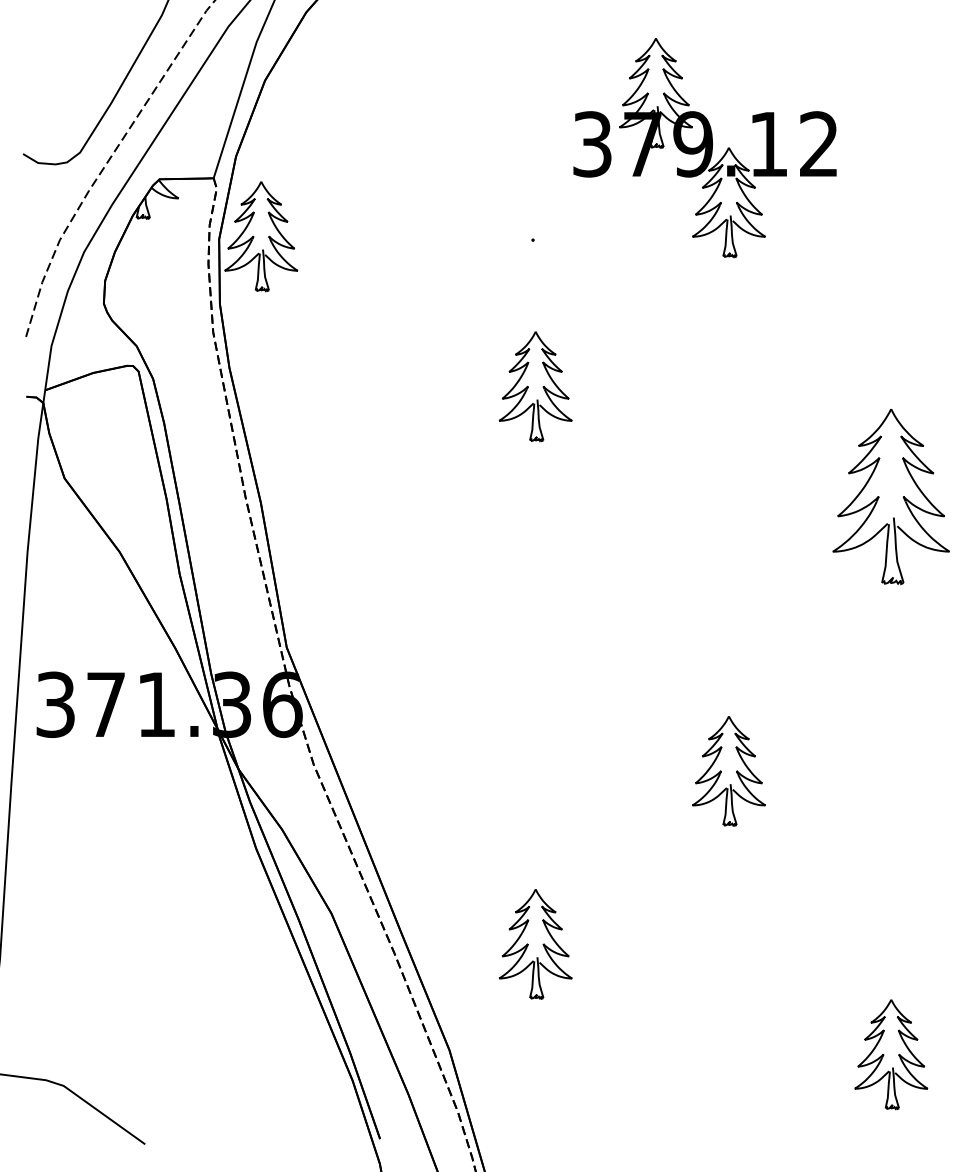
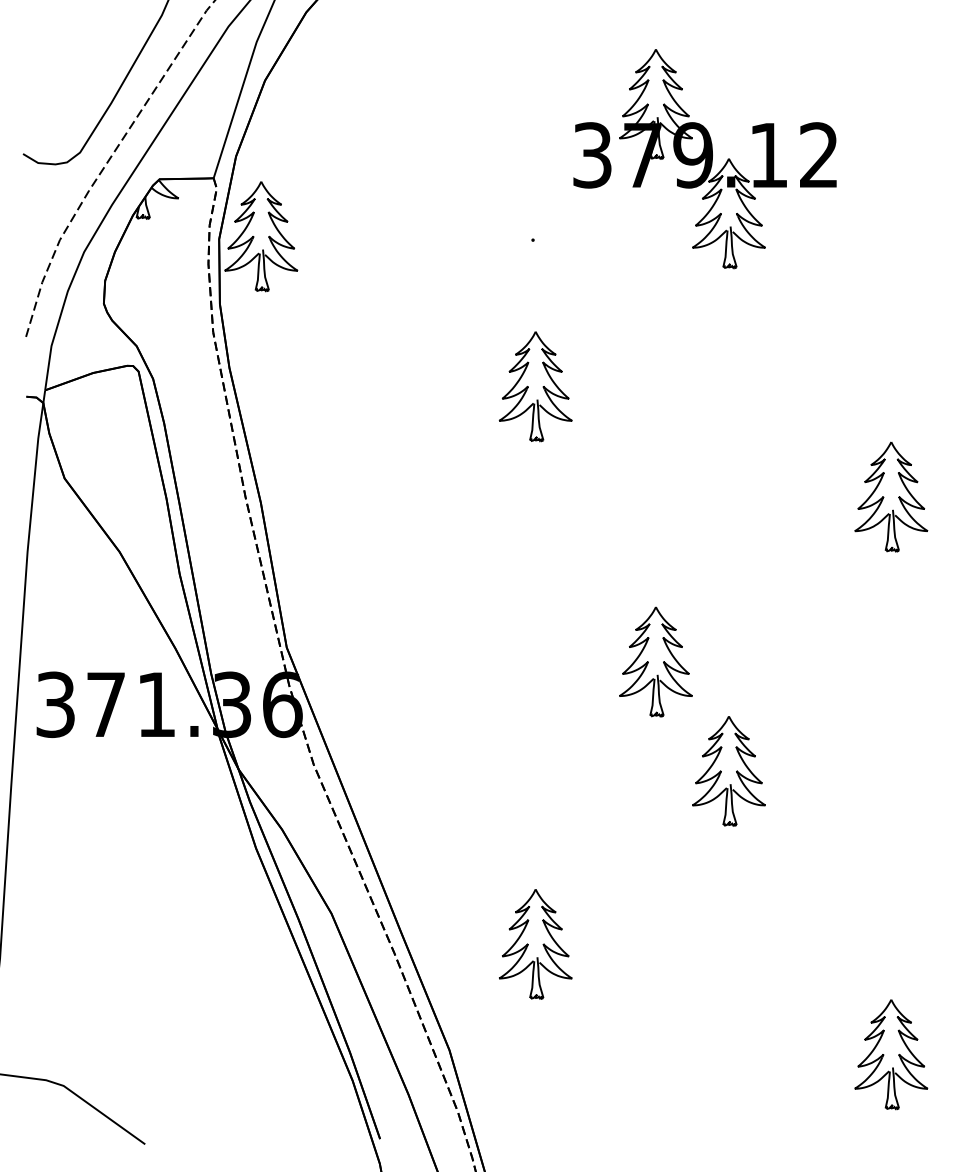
part position: (704, 148) -> (704, 159) (704, 159)
part size: 118x178 px -> 75x112 px (891, 496)
part: none -> present (655, 661)
